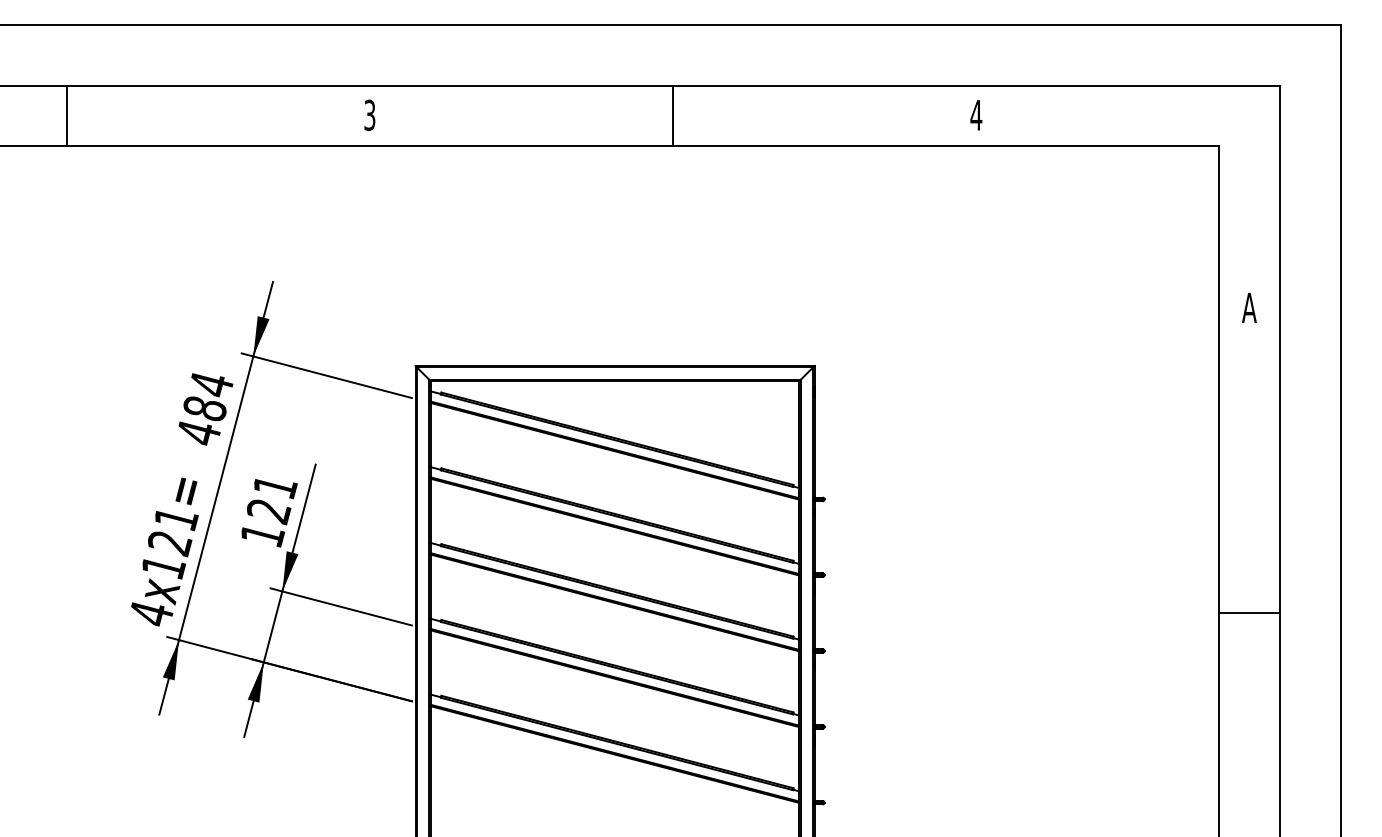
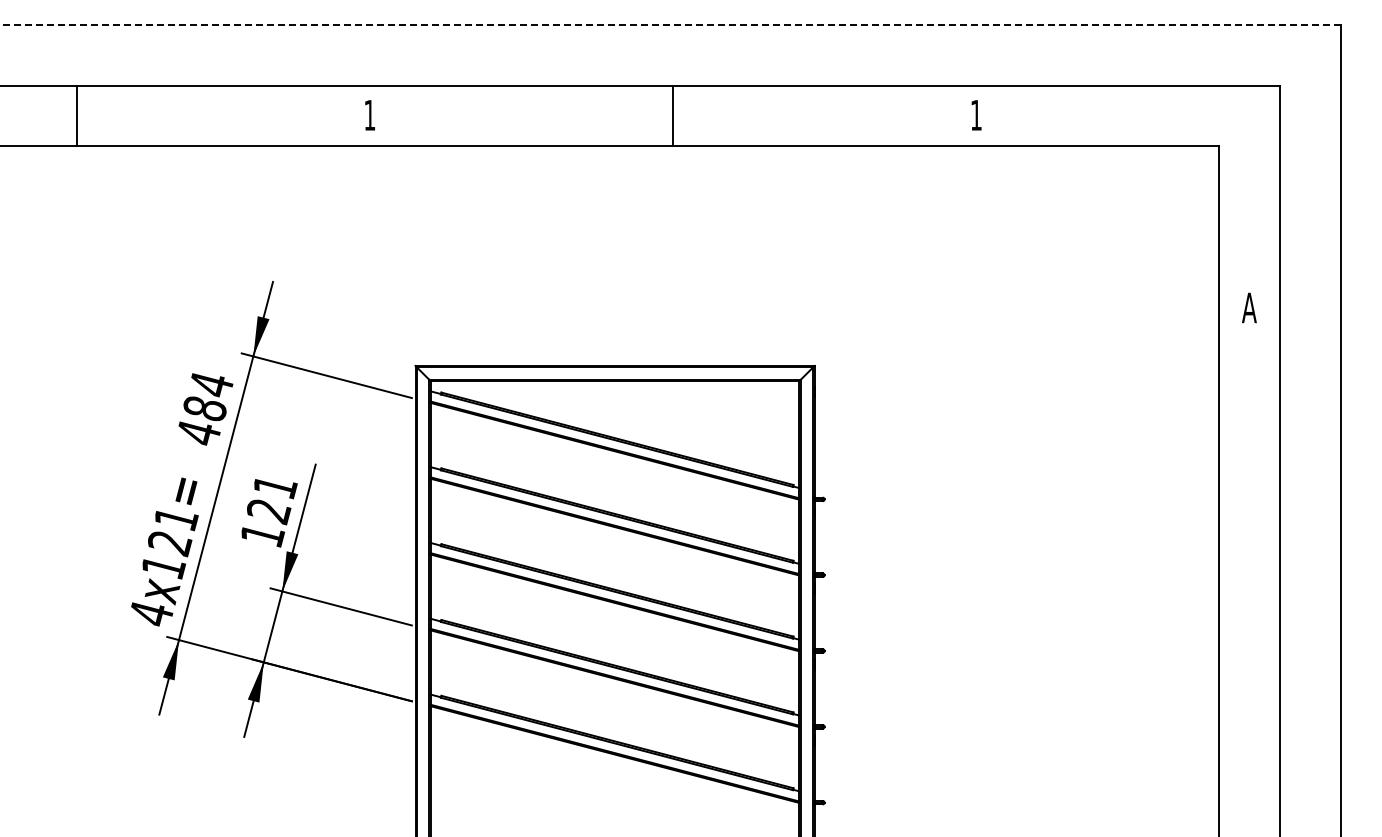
line: solid -> dashed (670, 24)
text: 3 -> 1 (369, 114)
line position: (66, 115) -> (76, 115) (76, 115)
text: 4 -> 1 (976, 115)
line: present -> none (1249, 613)
